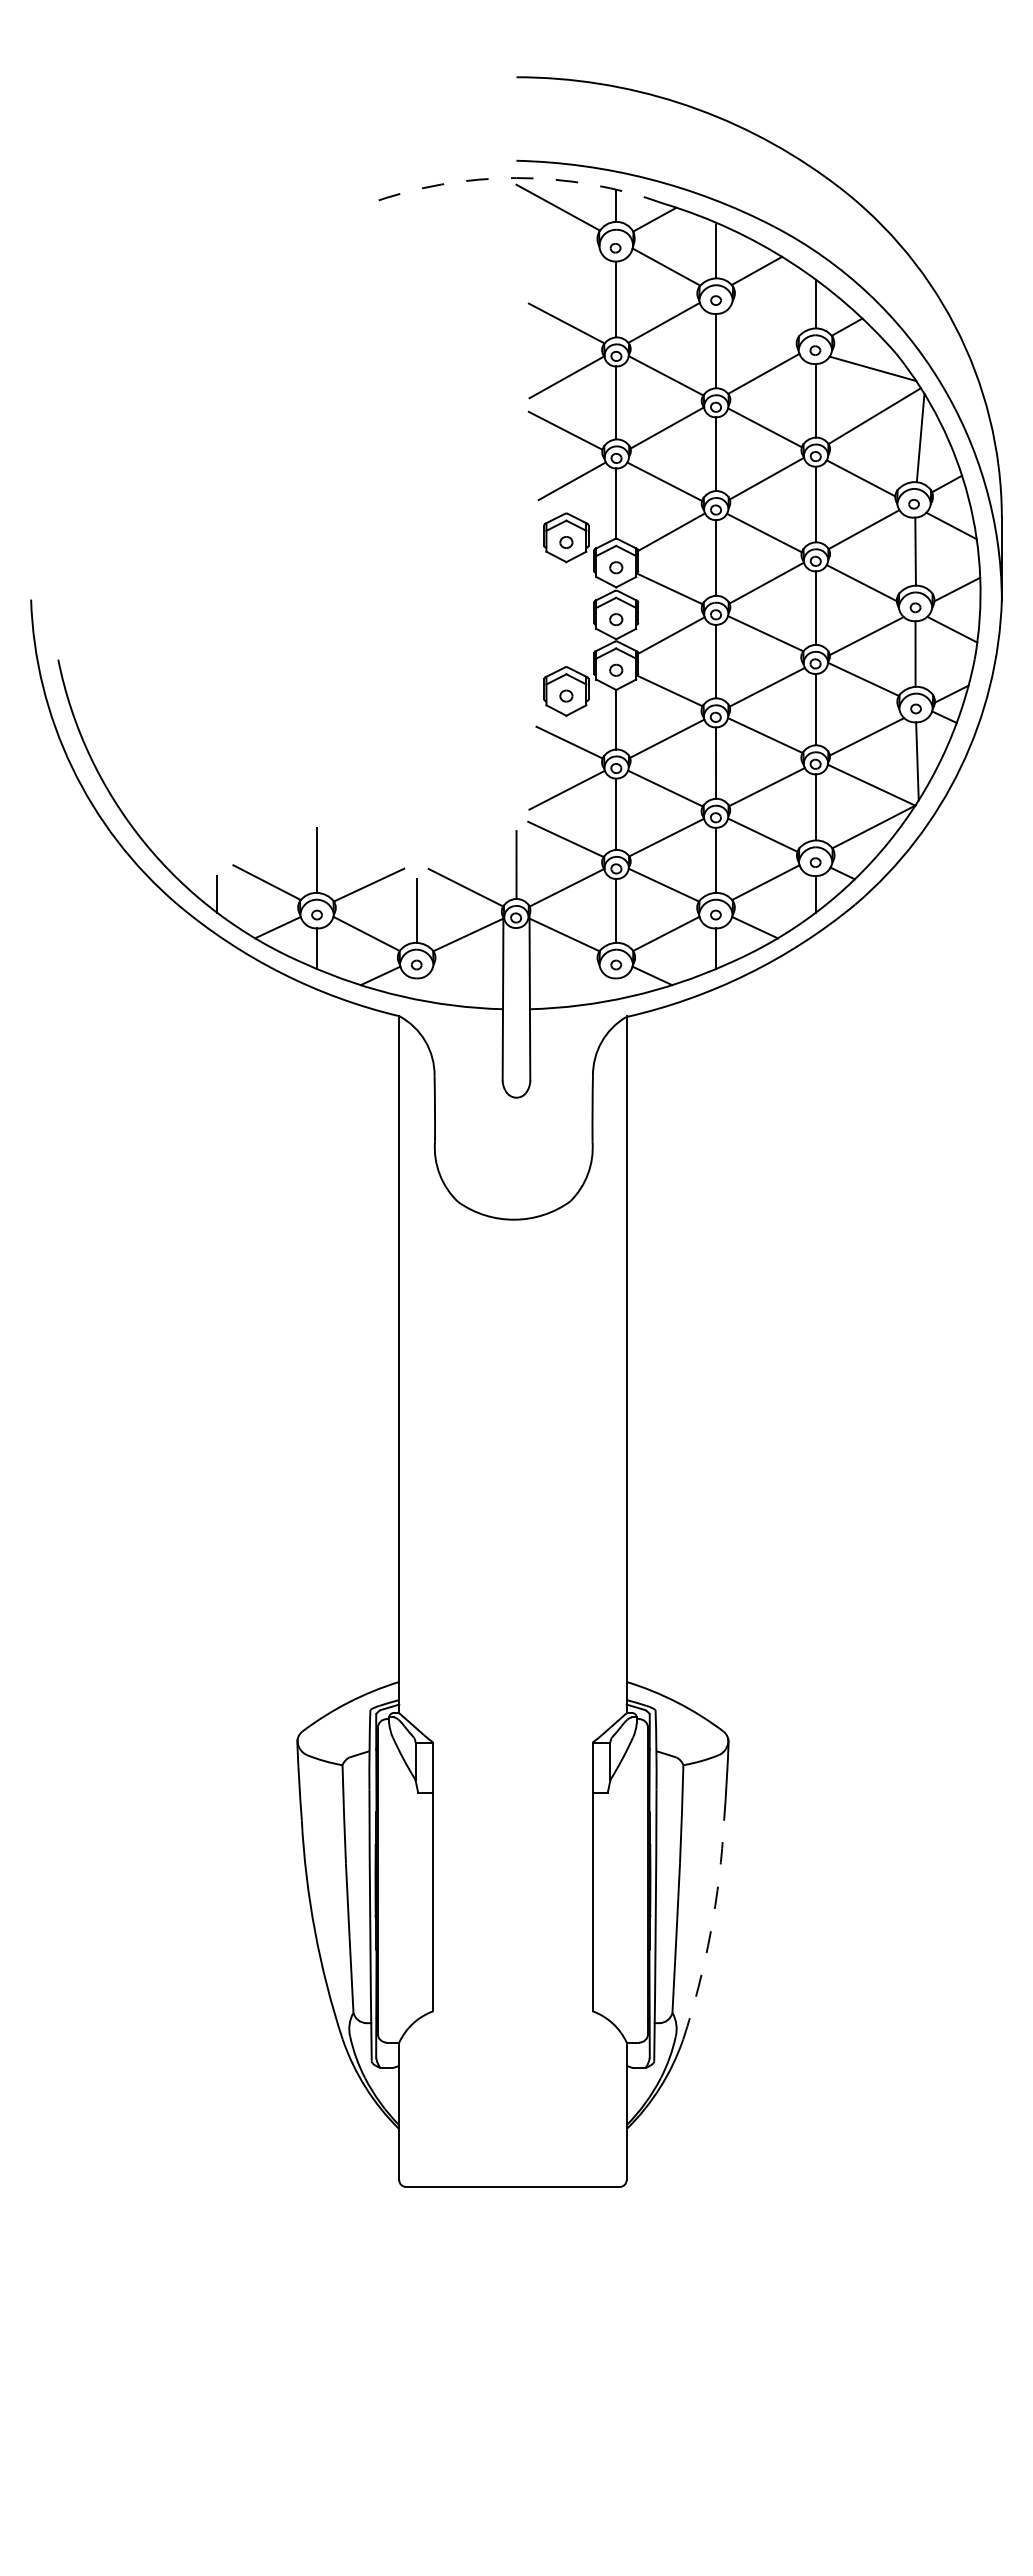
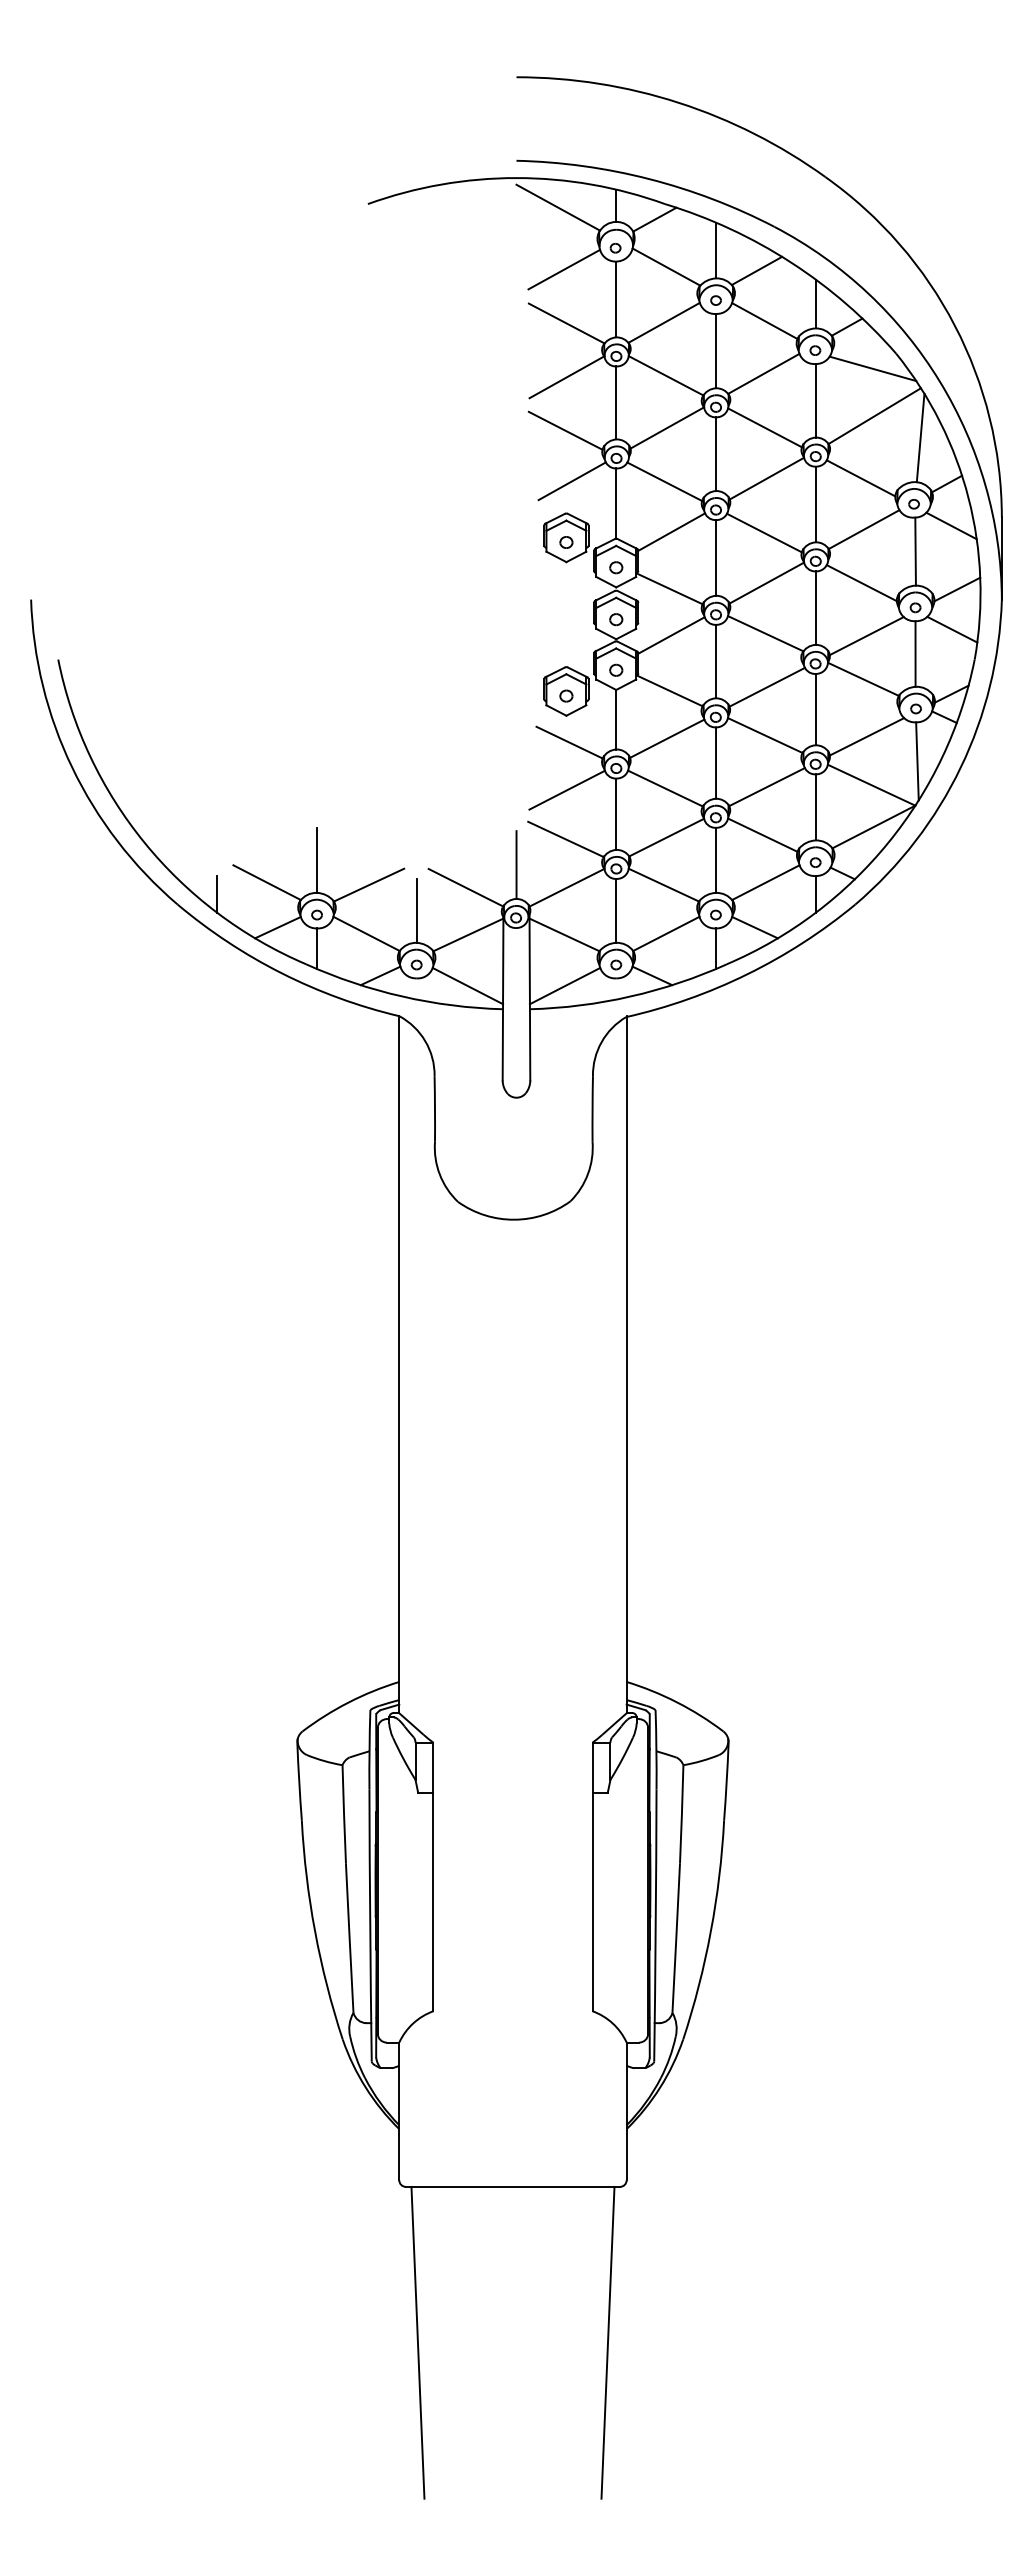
arc: dashed -> solid (516, 178)
line: none -> present (564, 269)
line: none -> present (764, 321)
line: none -> present (467, 985)
line: none -> present (564, 985)
arc: dashed -> solid (710, 1931)
line: none -> present (417, 2342)
line: none -> present (607, 2342)
